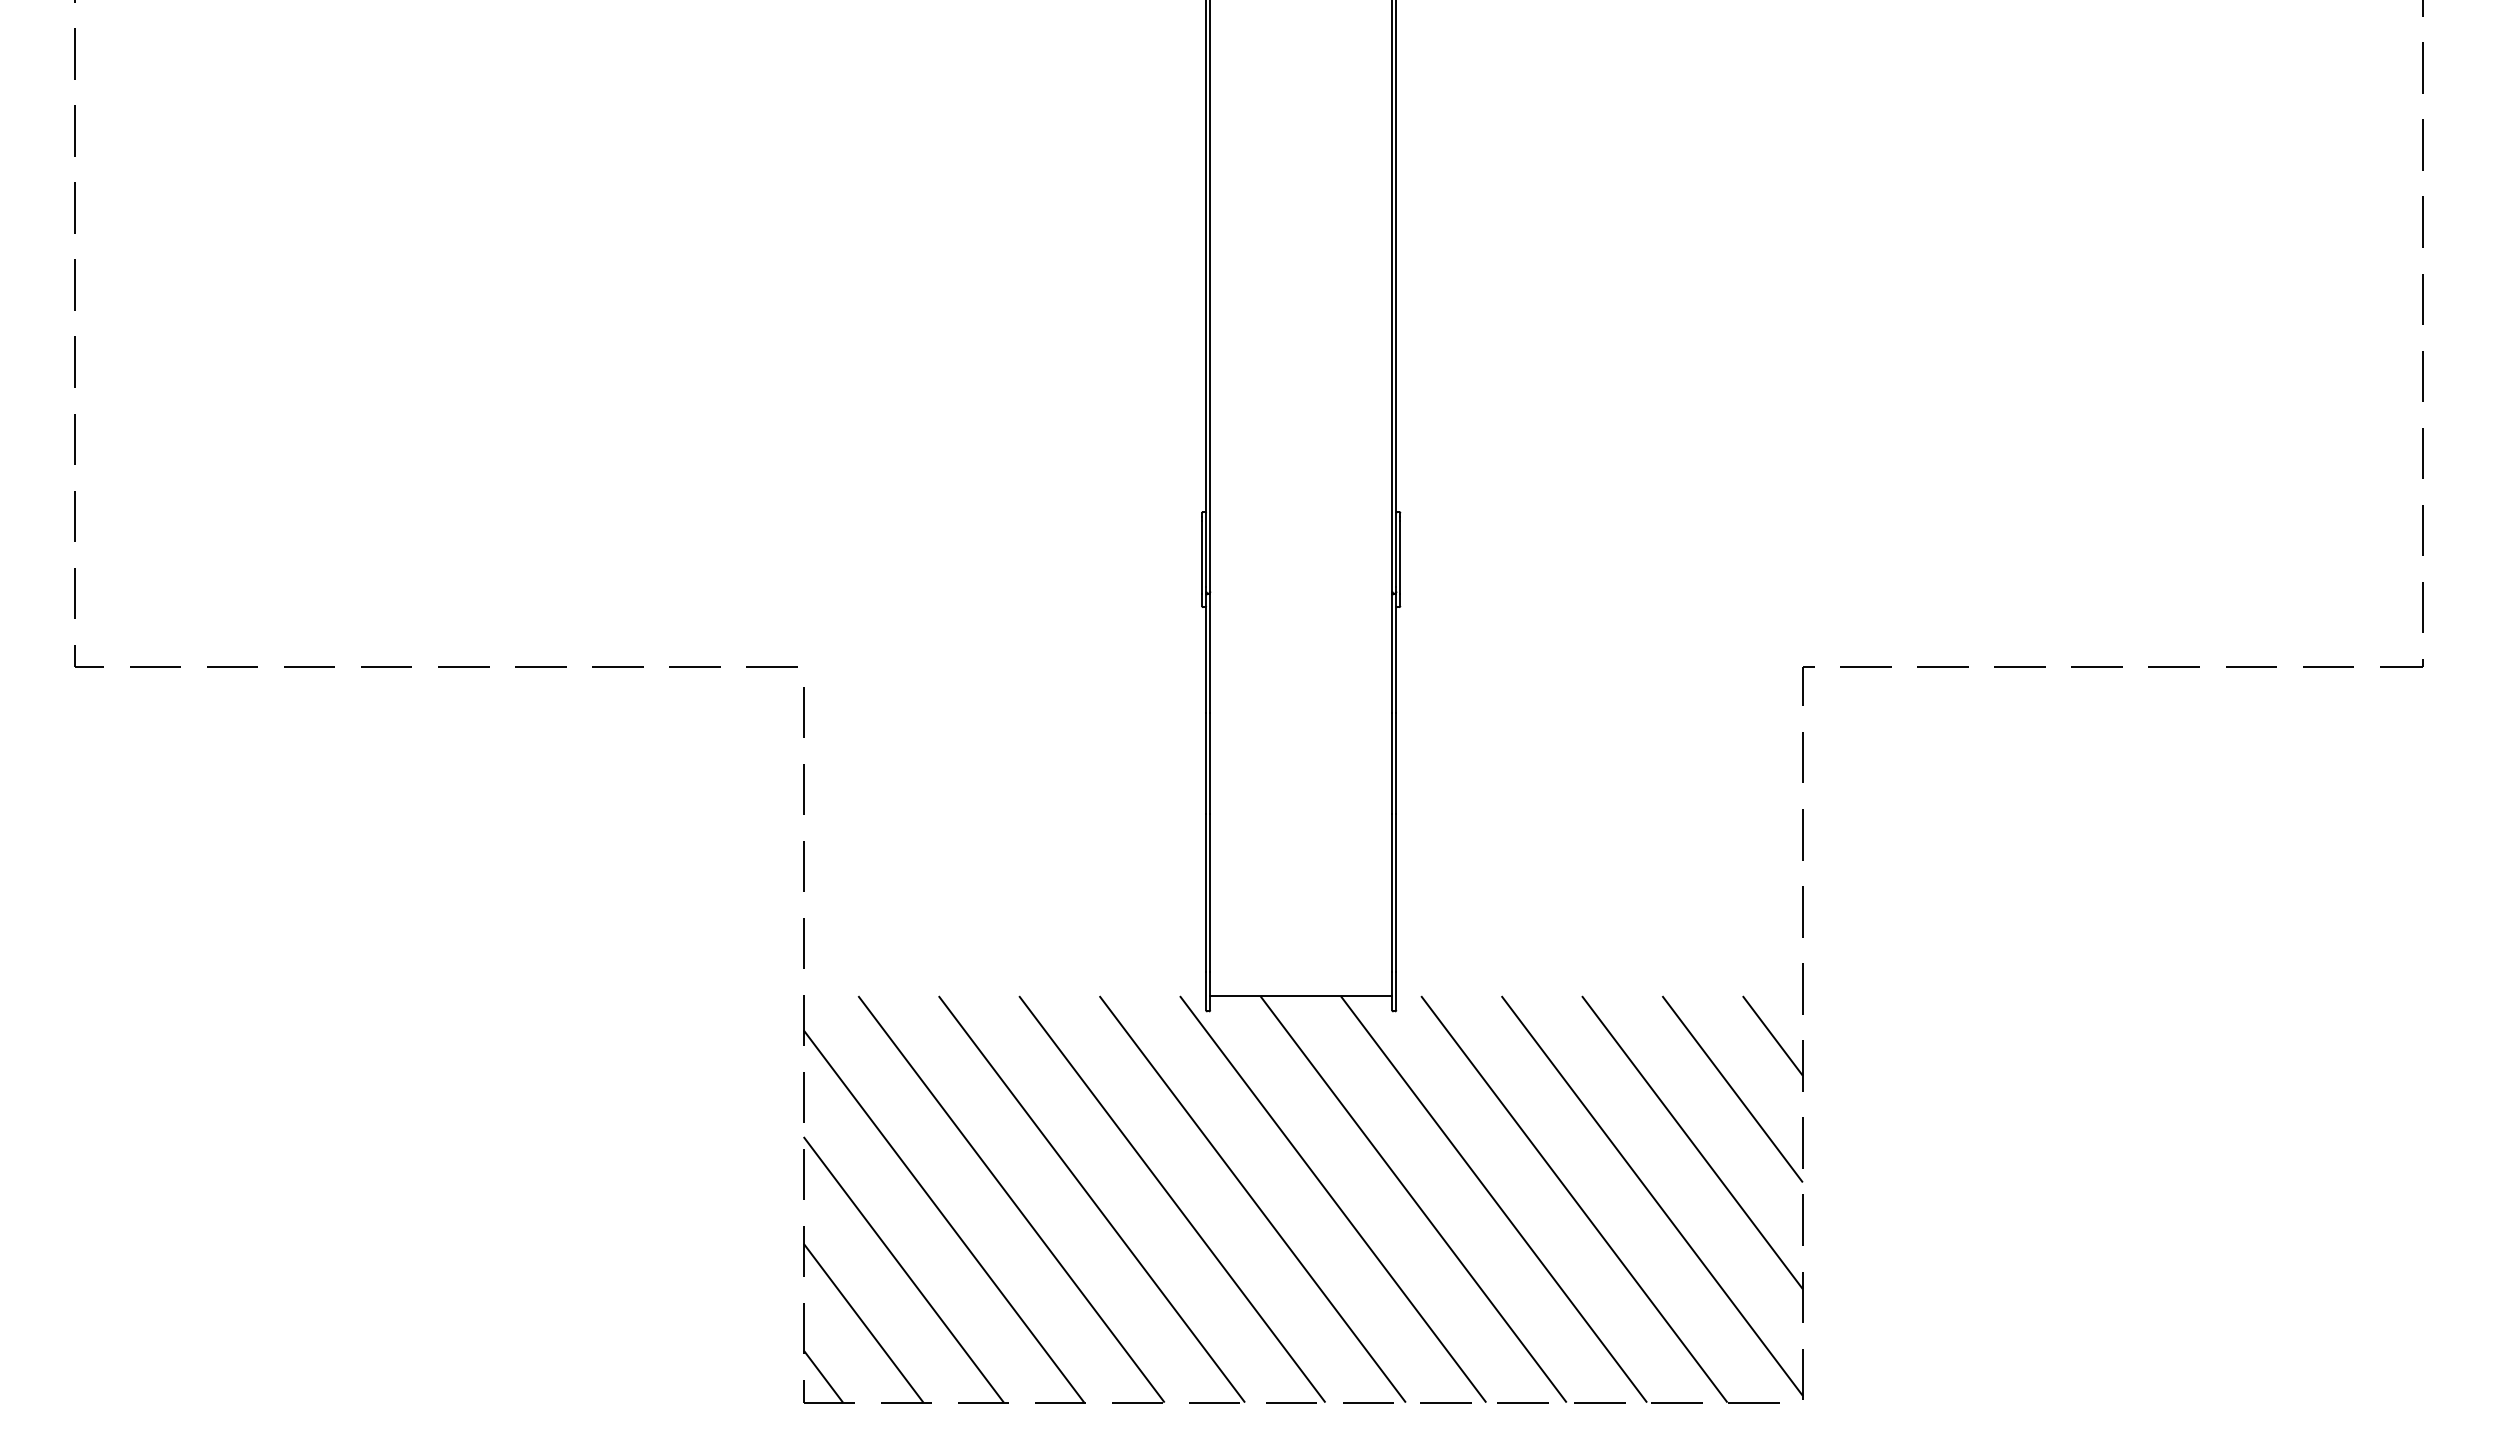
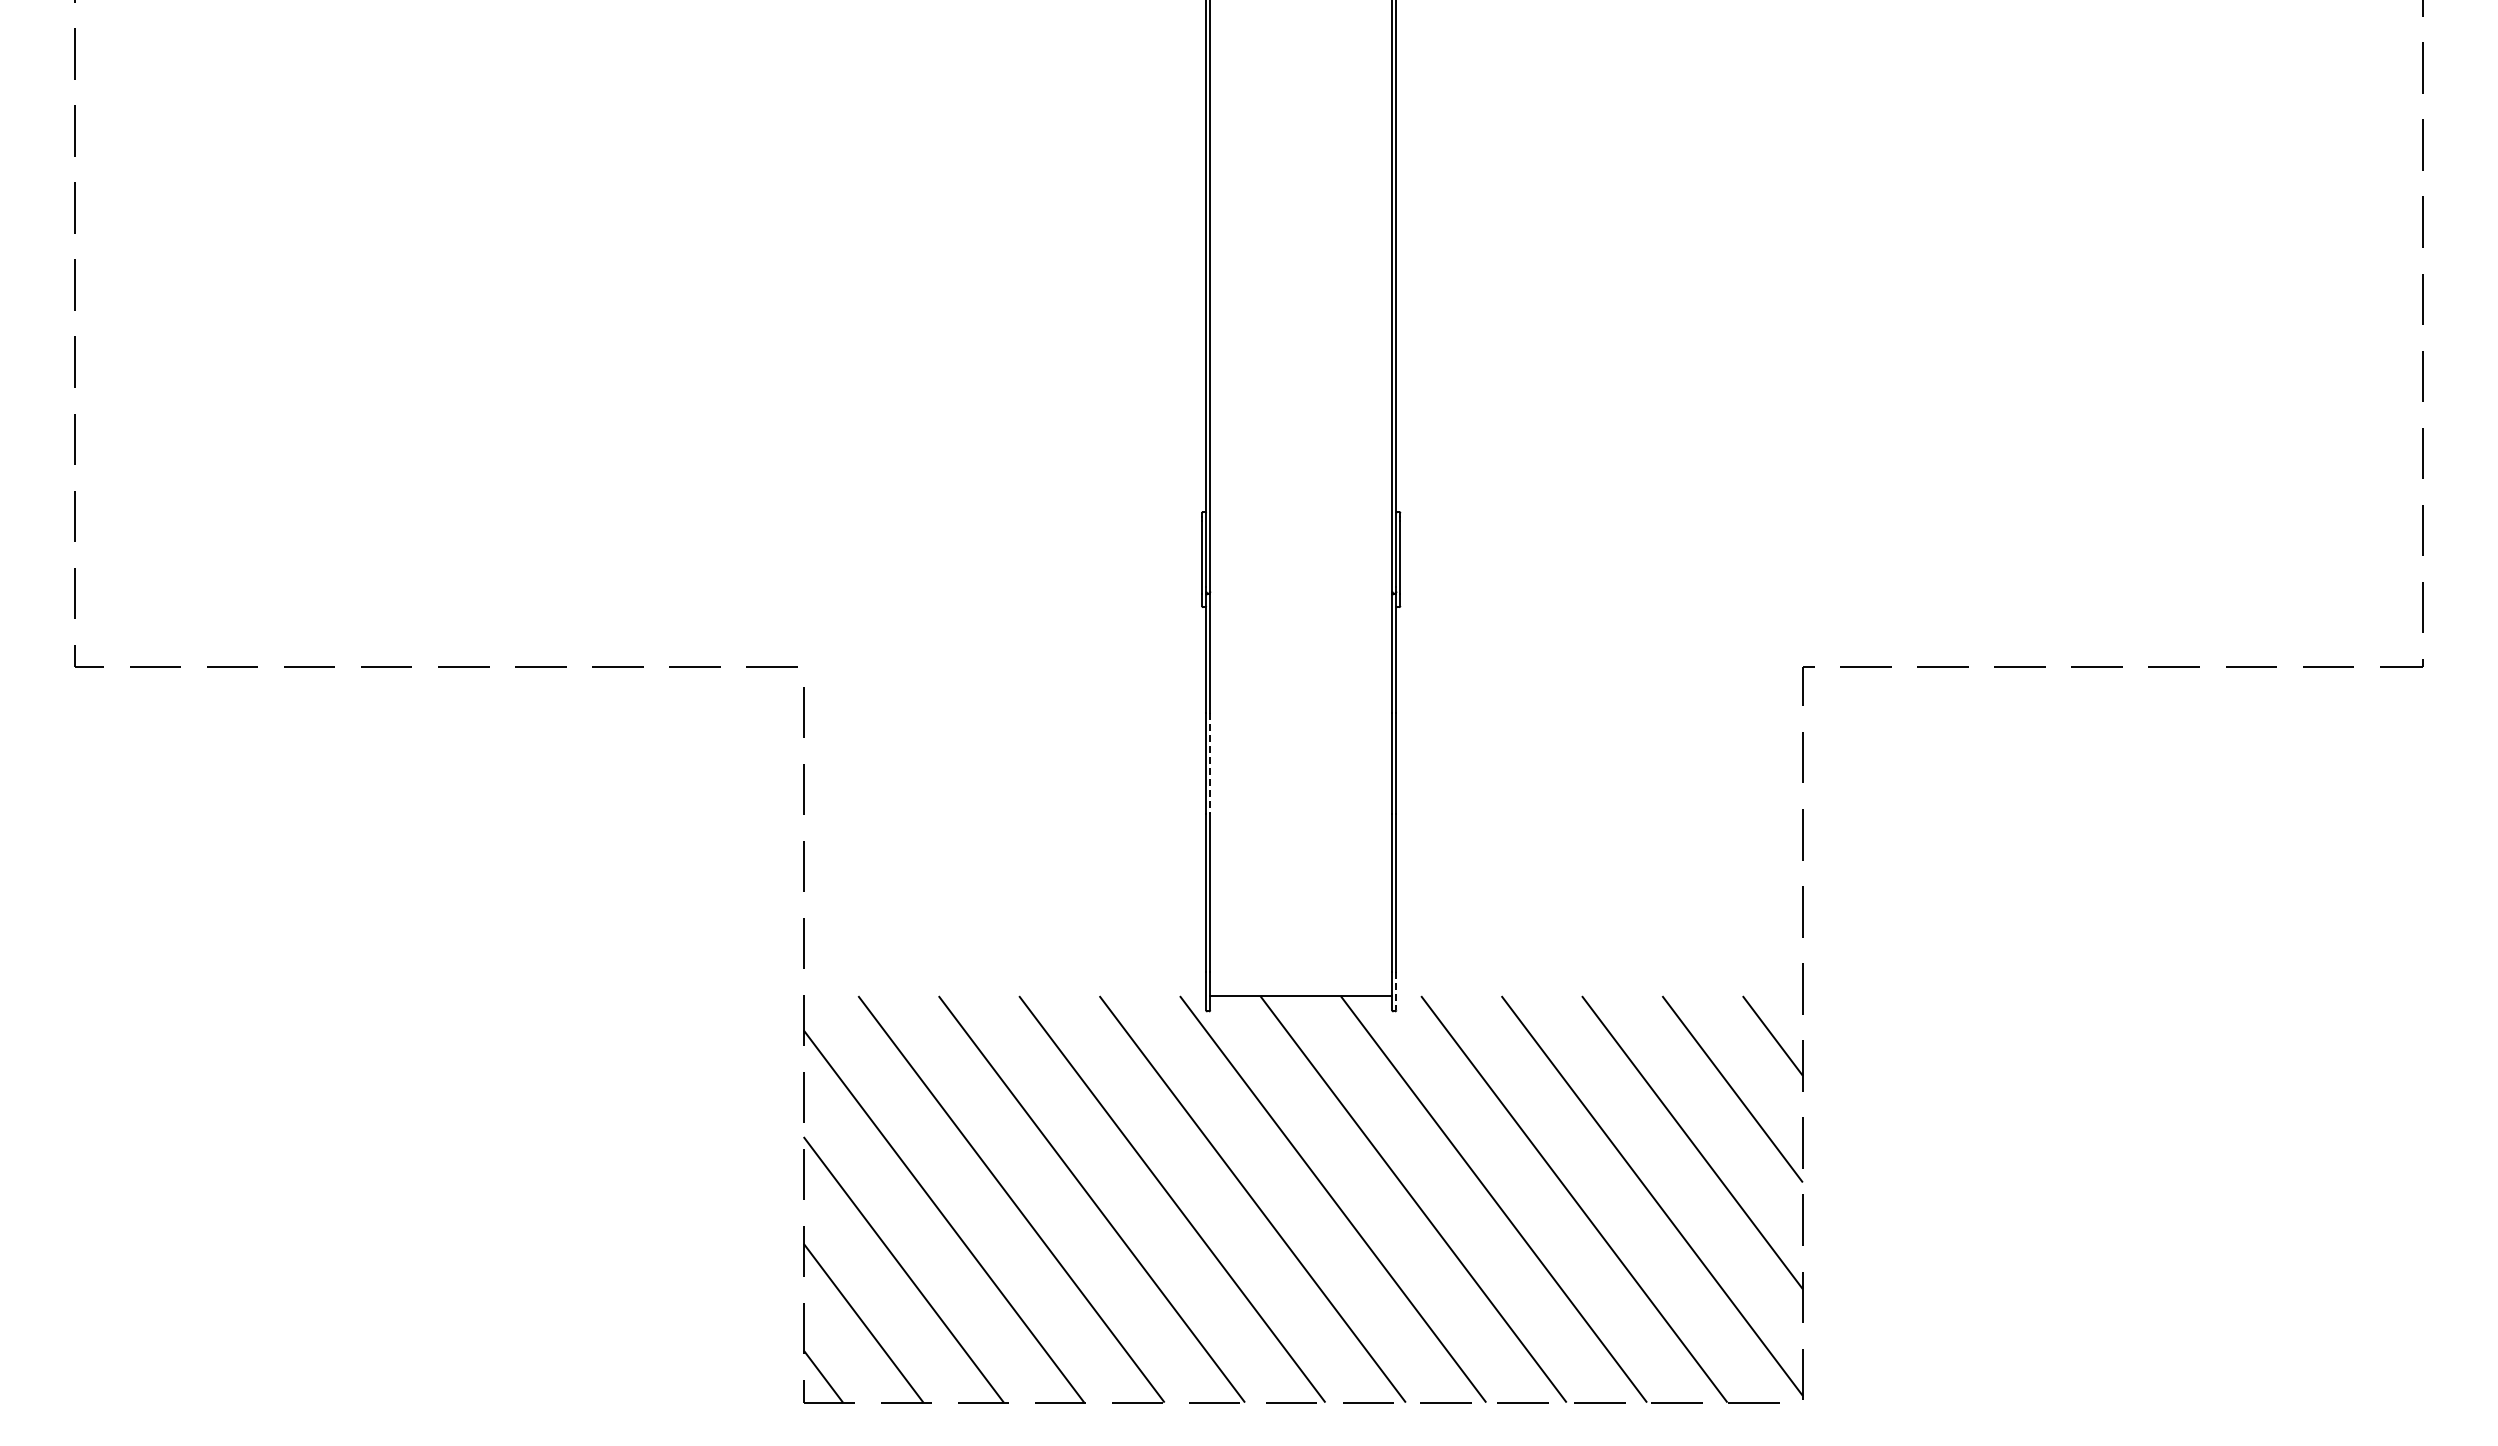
line: solid -> dashed (1210, 763)
line: solid -> dashed (1396, 991)
